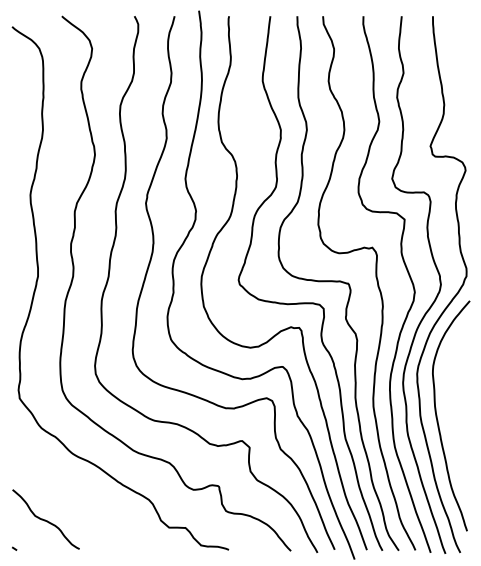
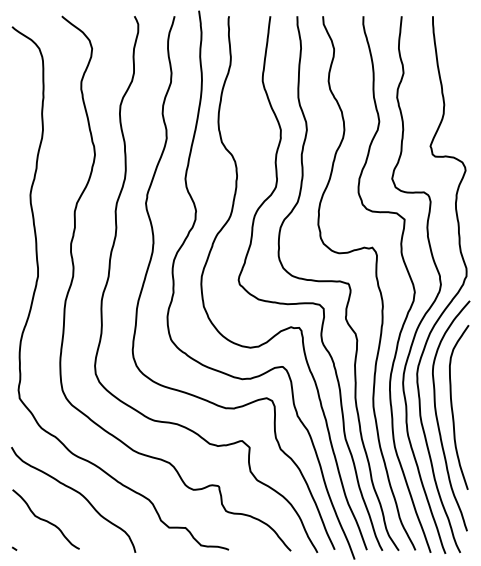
curve: none -> present (453, 410)
curve: none -> present (76, 492)
